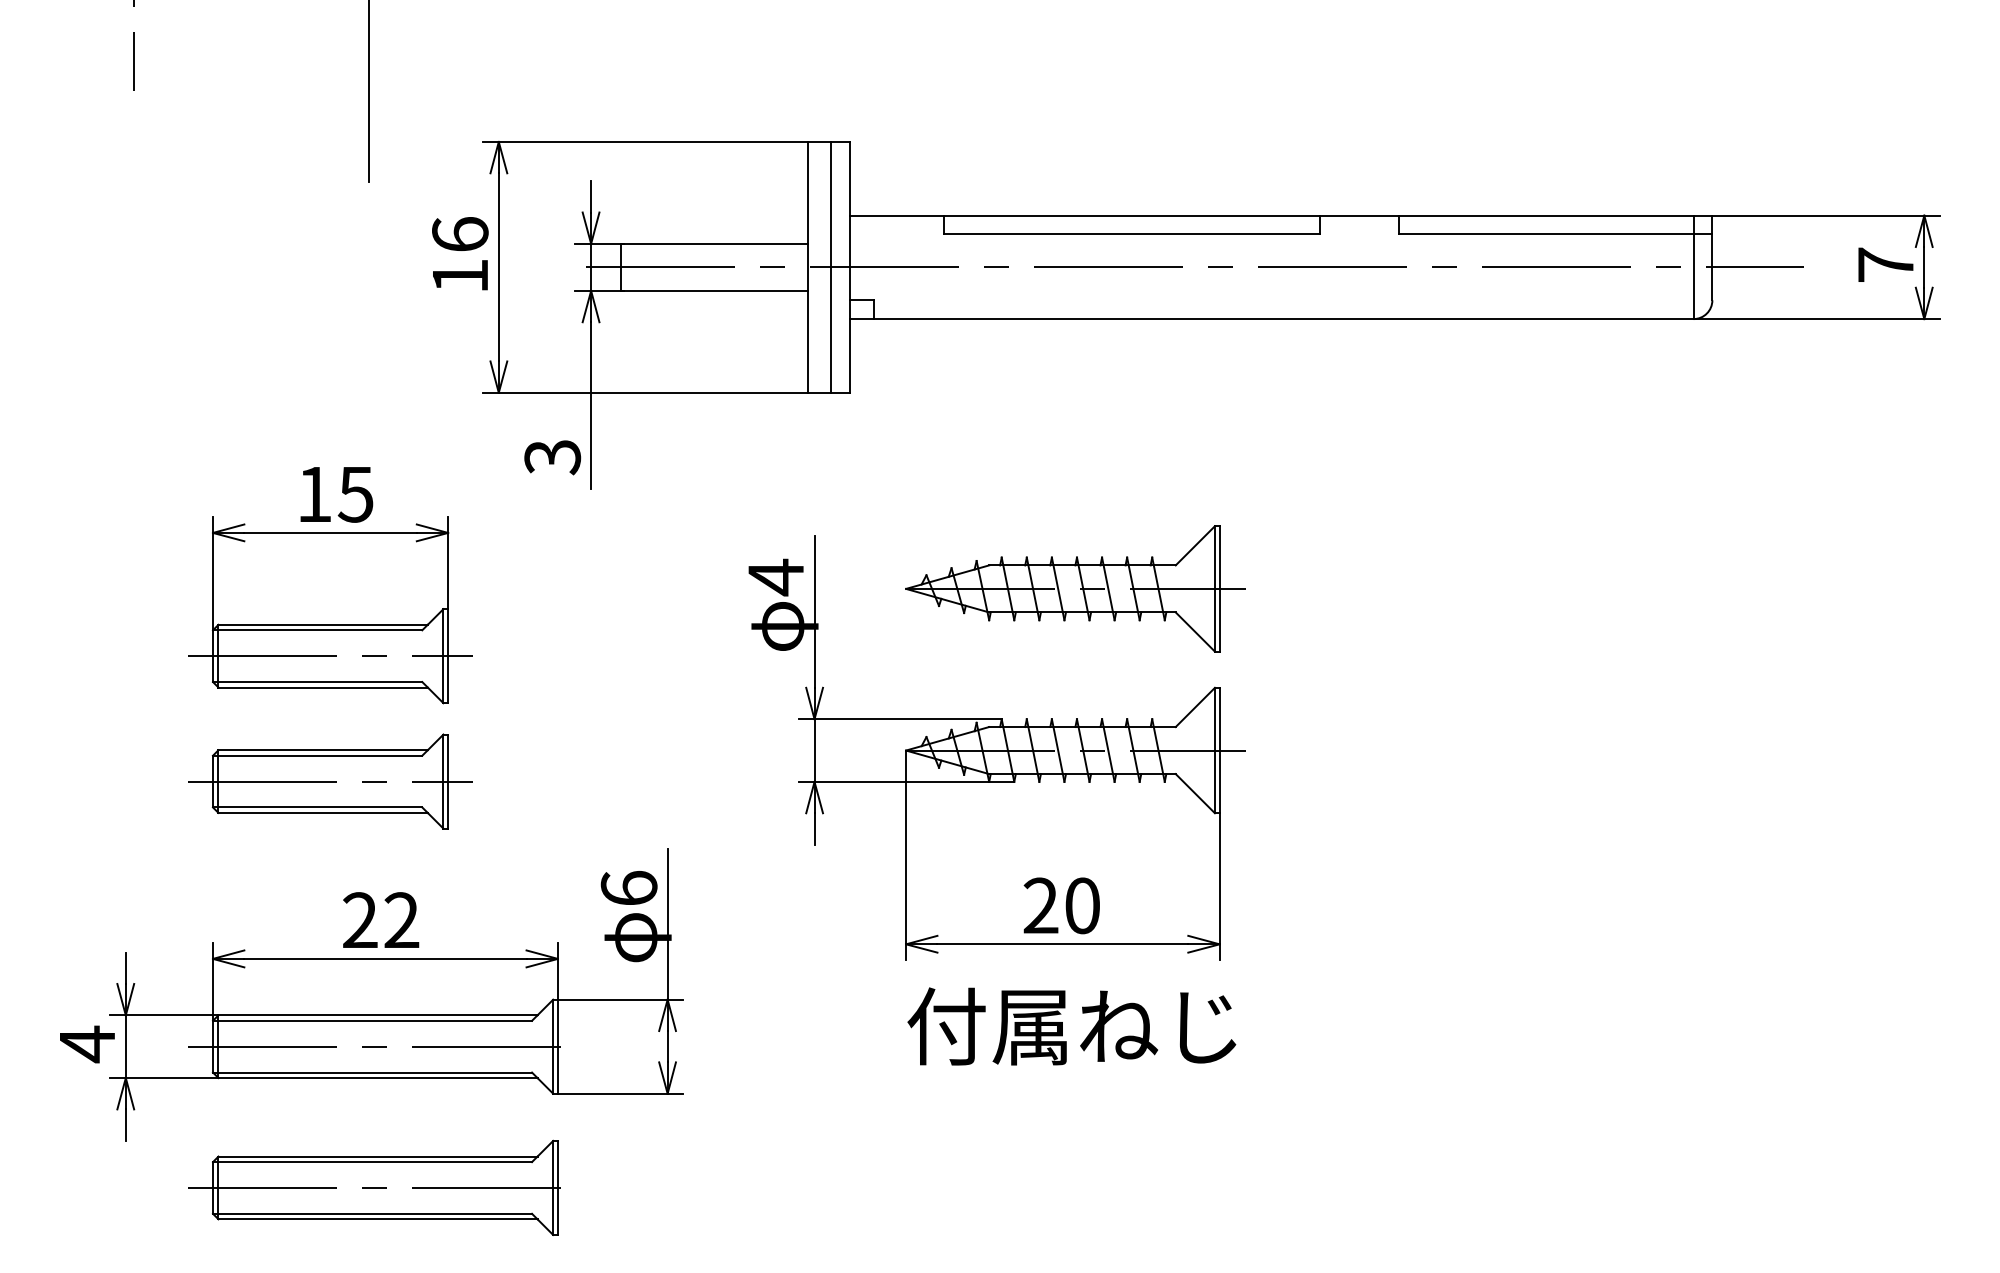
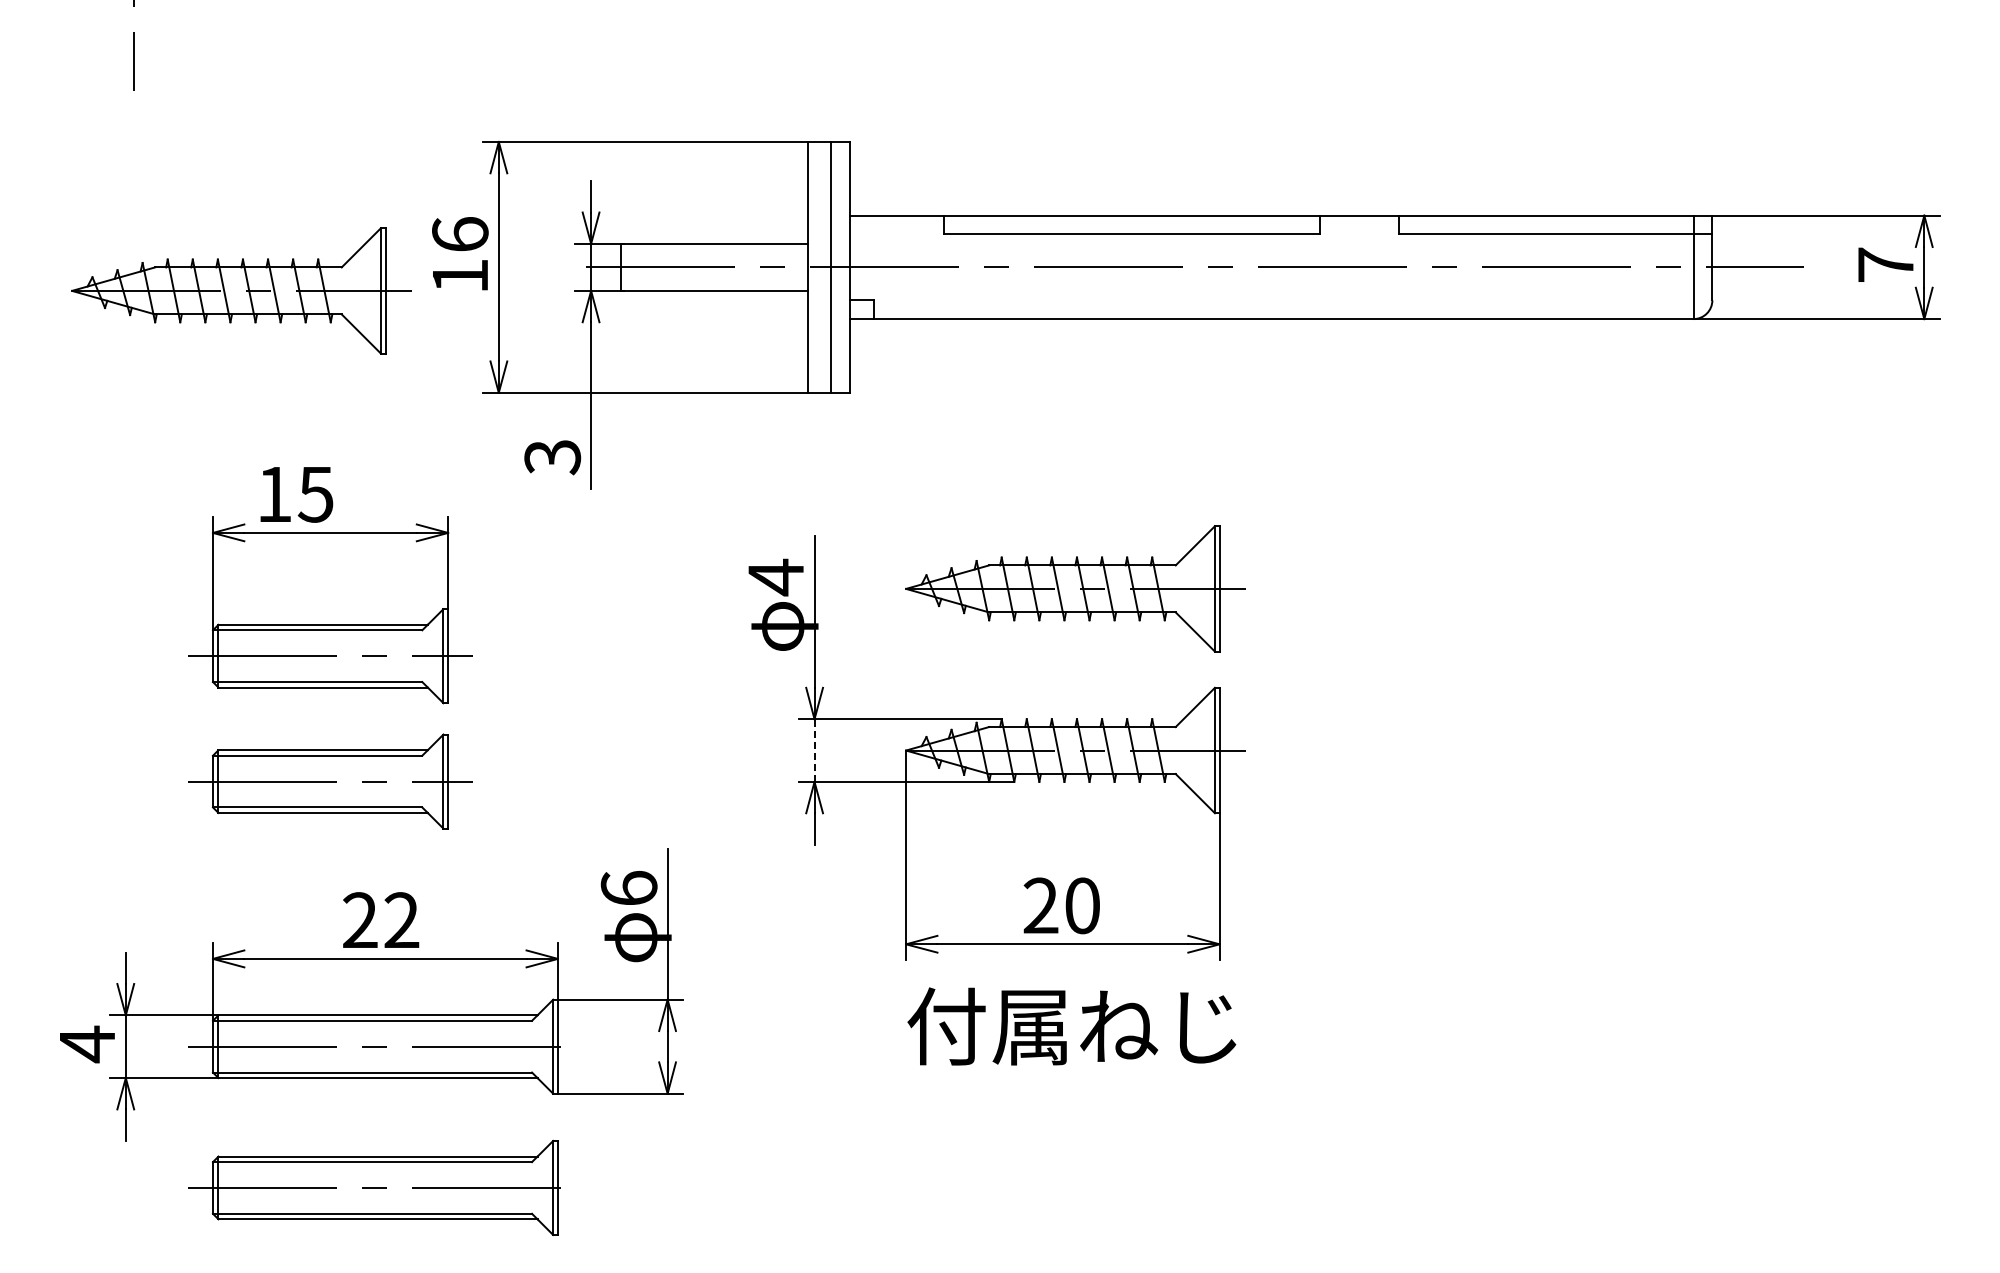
line: present -> none (368, 91)
part: none -> present (241, 290)
text position: (336, 494) -> (296, 494) (296, 494)
line: solid -> dashed (814, 750)
